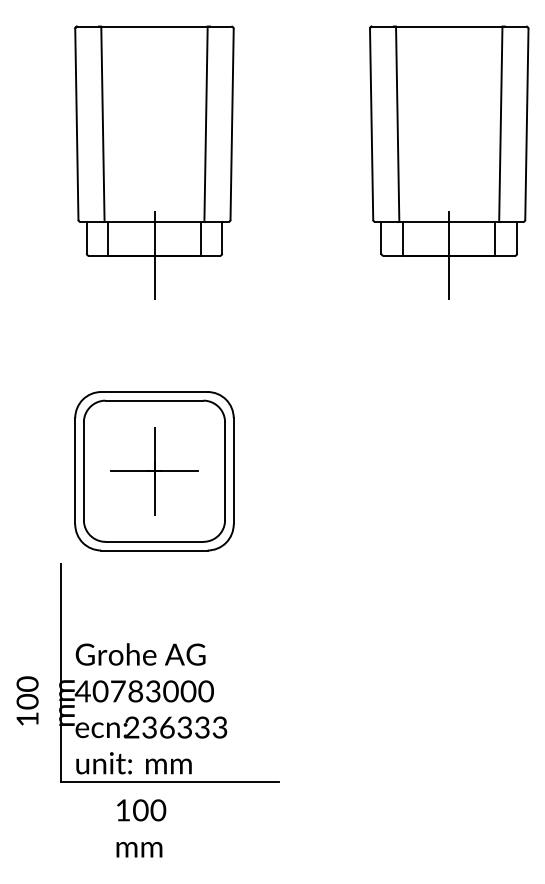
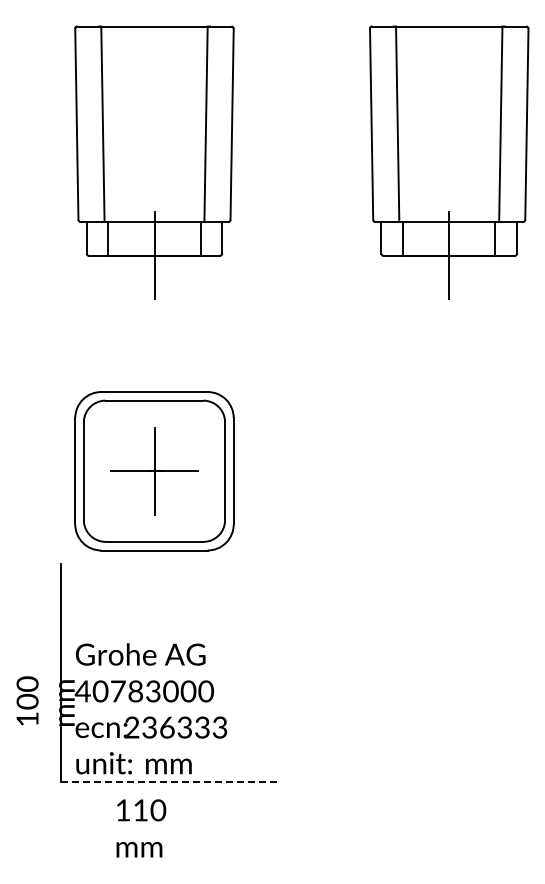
line: solid -> dashed (170, 781)
text: 100 -> 110 (140, 810)
